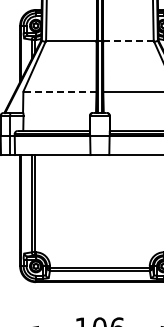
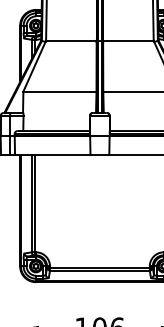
line: dashed -> solid (127, 40)
line: dashed -> solid (59, 91)
